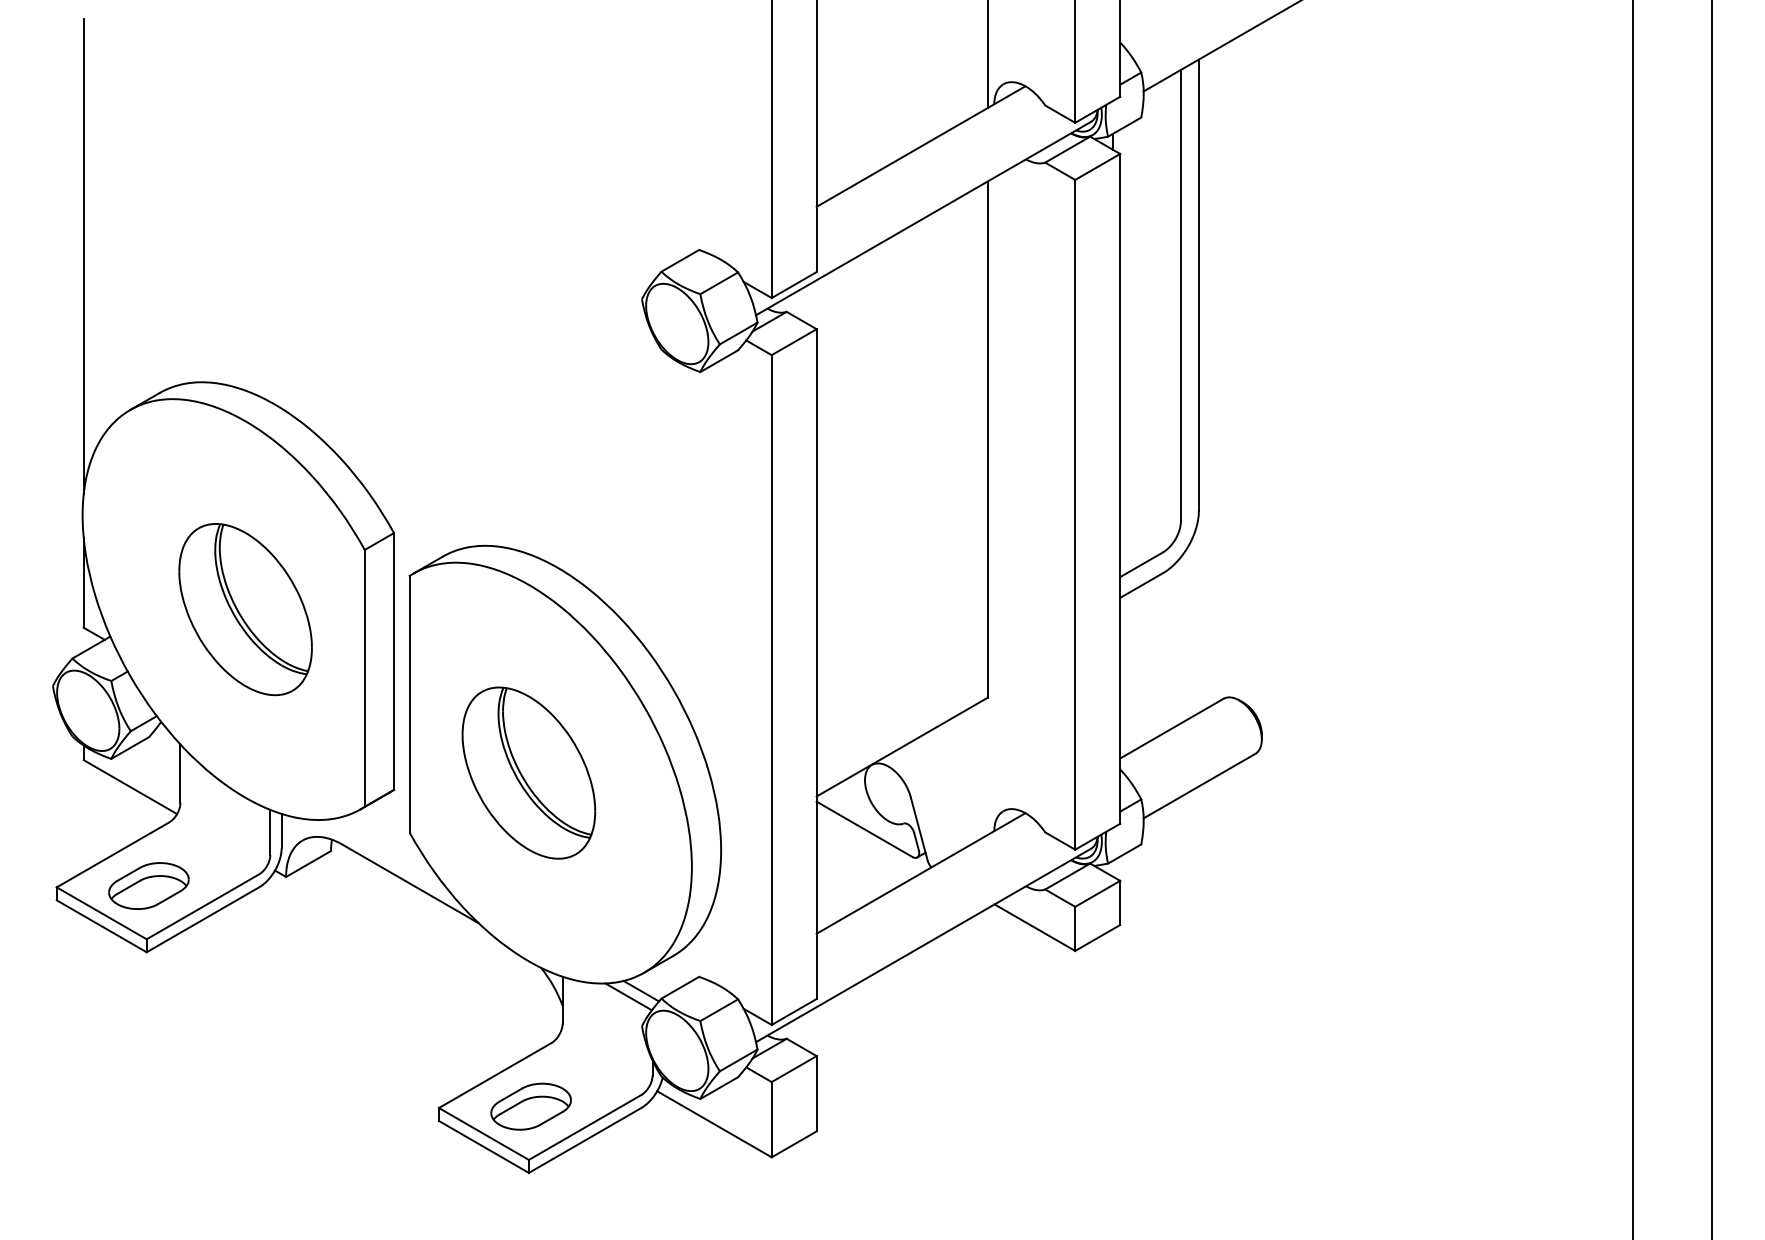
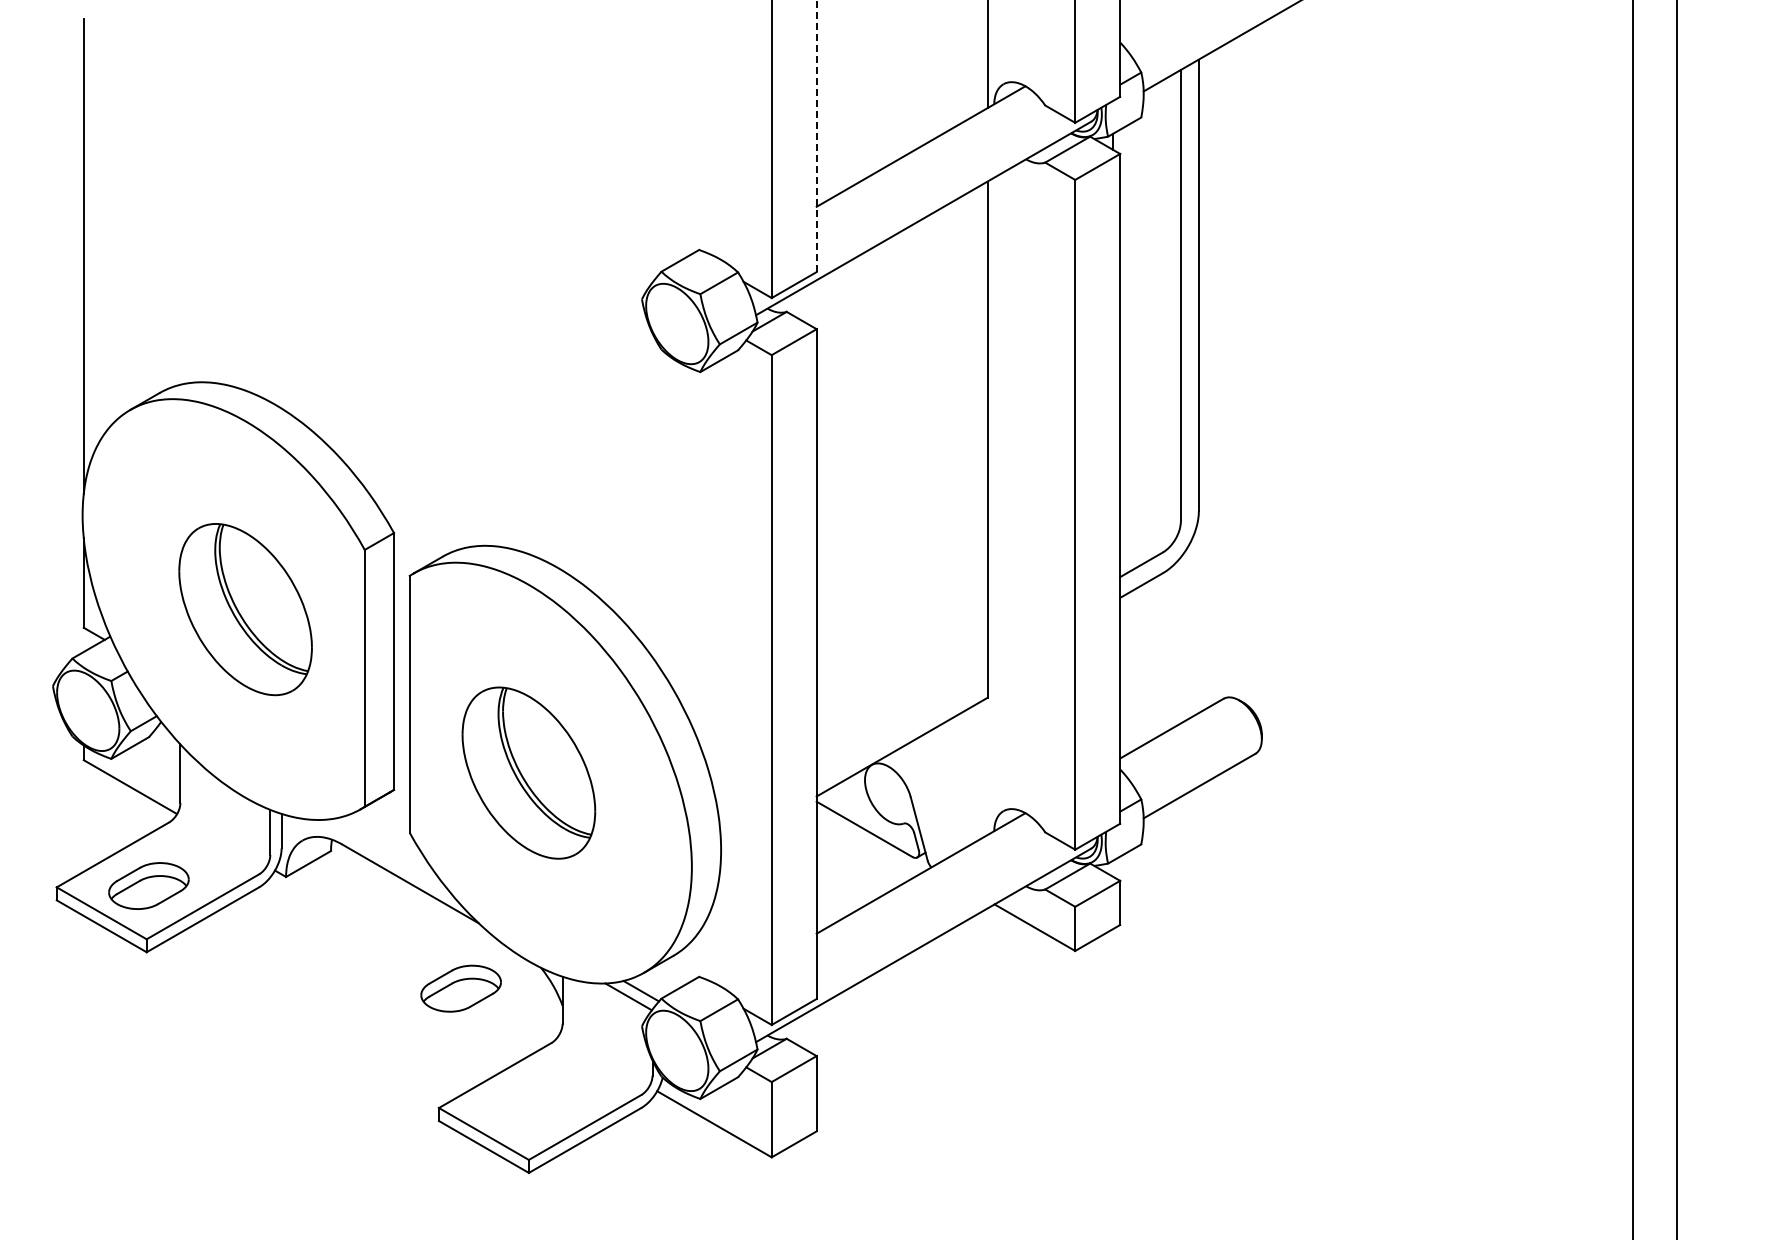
line: solid -> dashed (816, 136)
line position: (1712, 619) -> (1677, 619) (1677, 619)
part position: (530, 1106) -> (460, 988) (460, 988)
